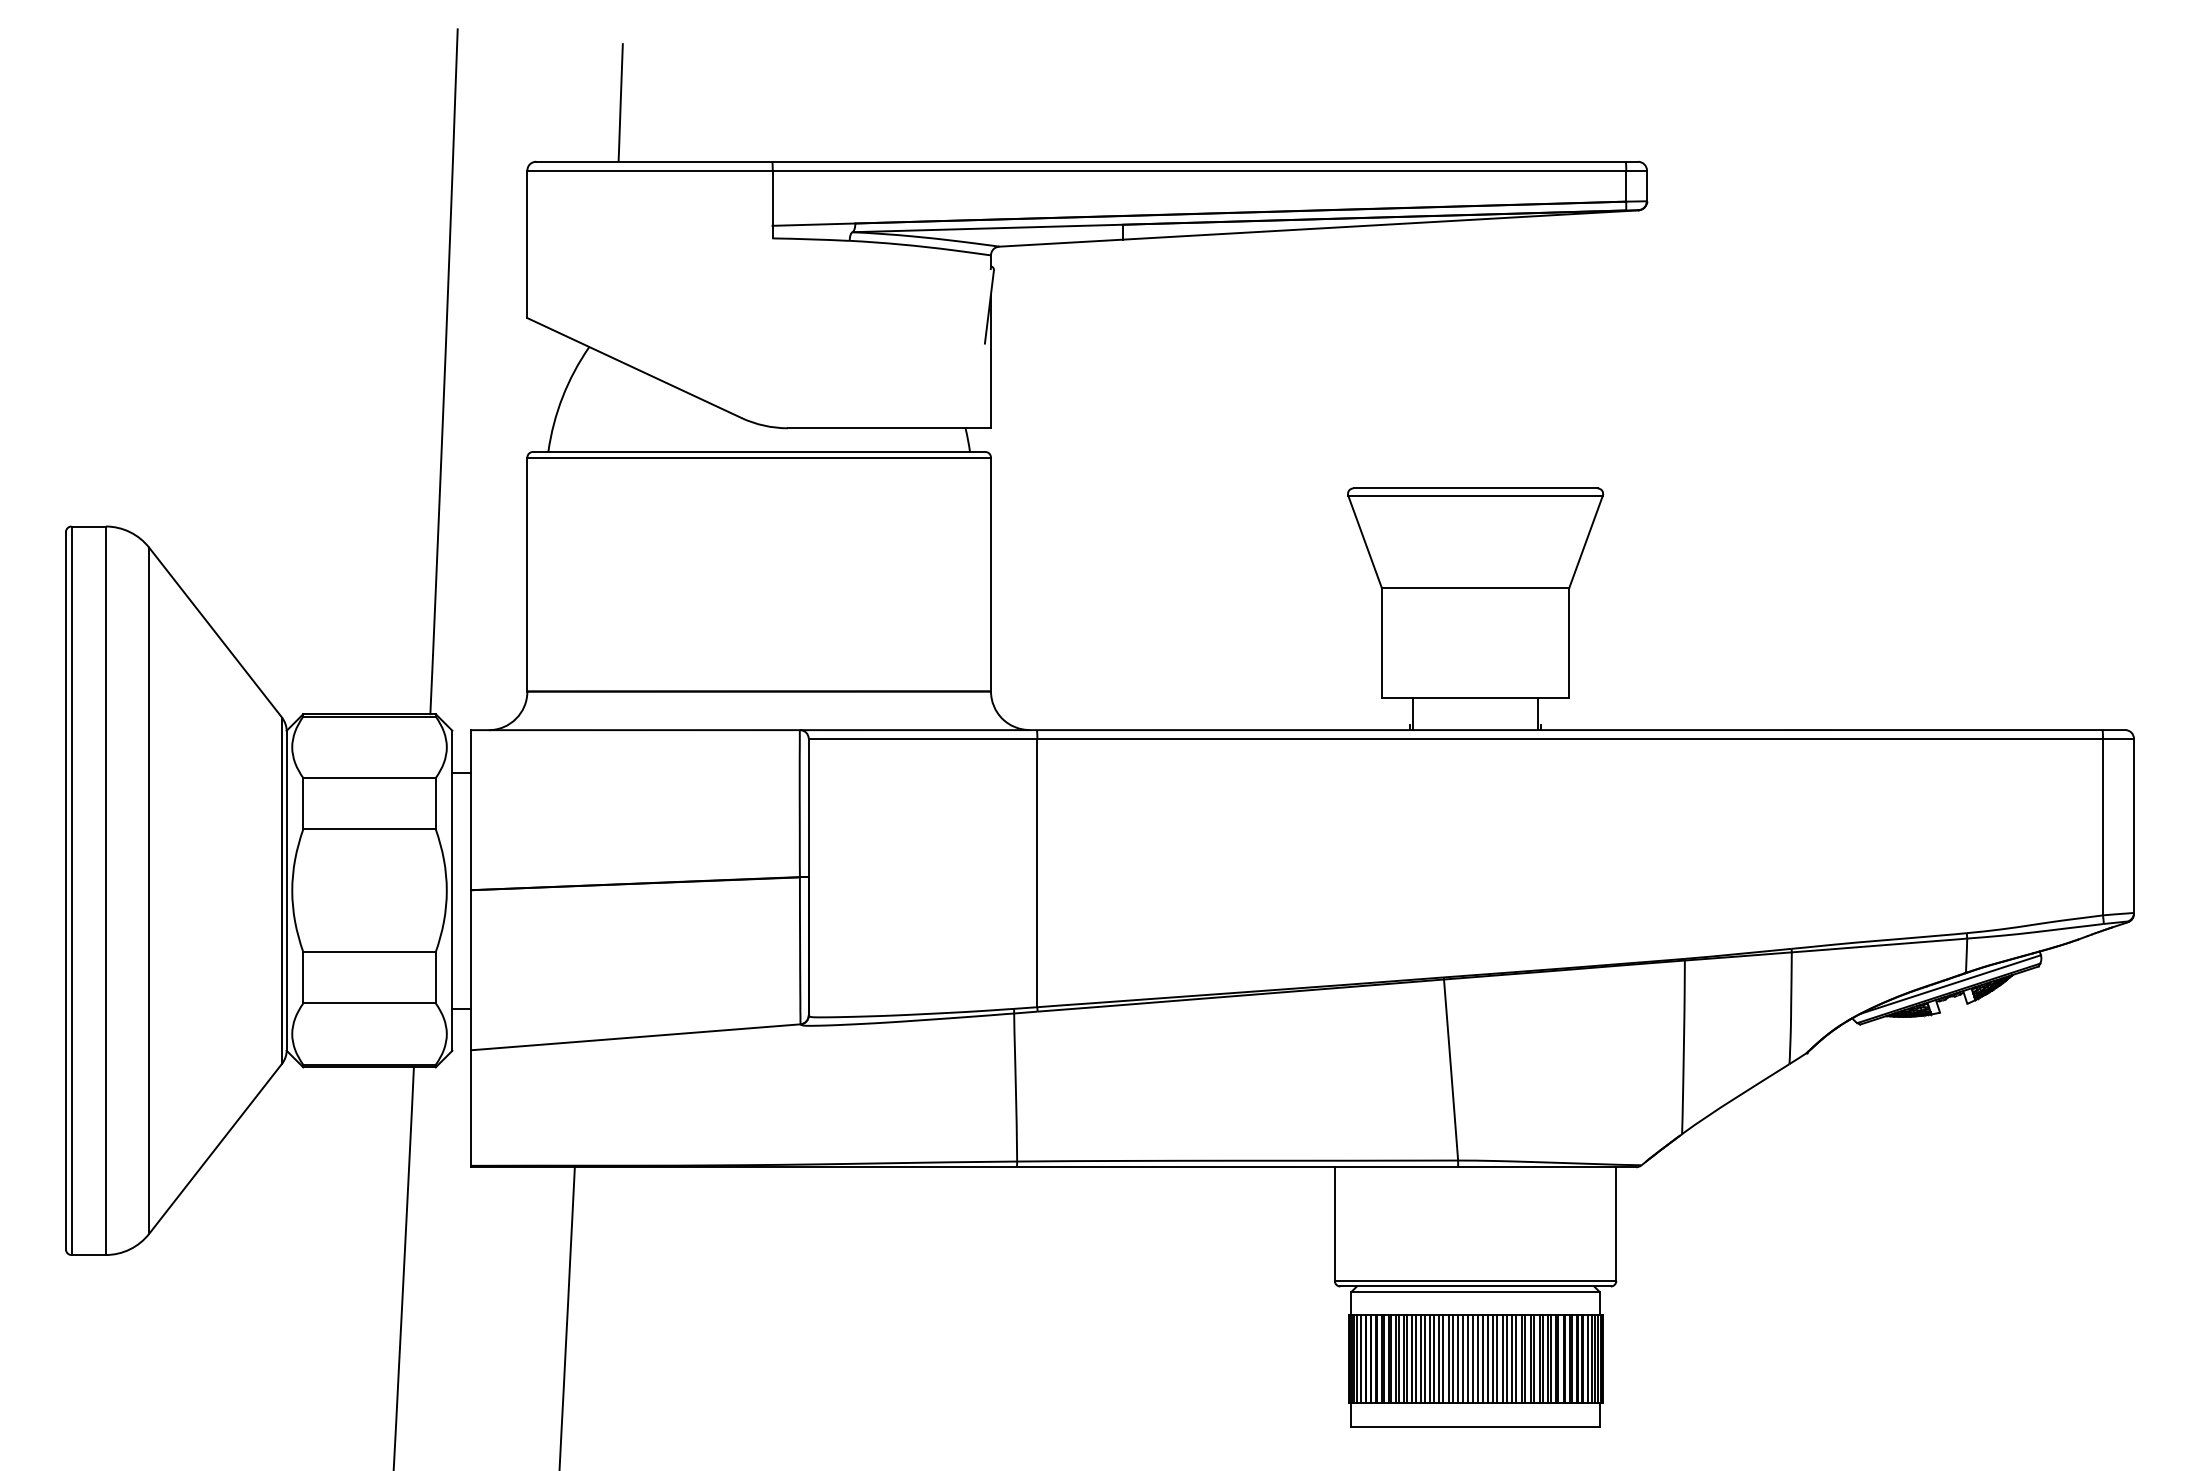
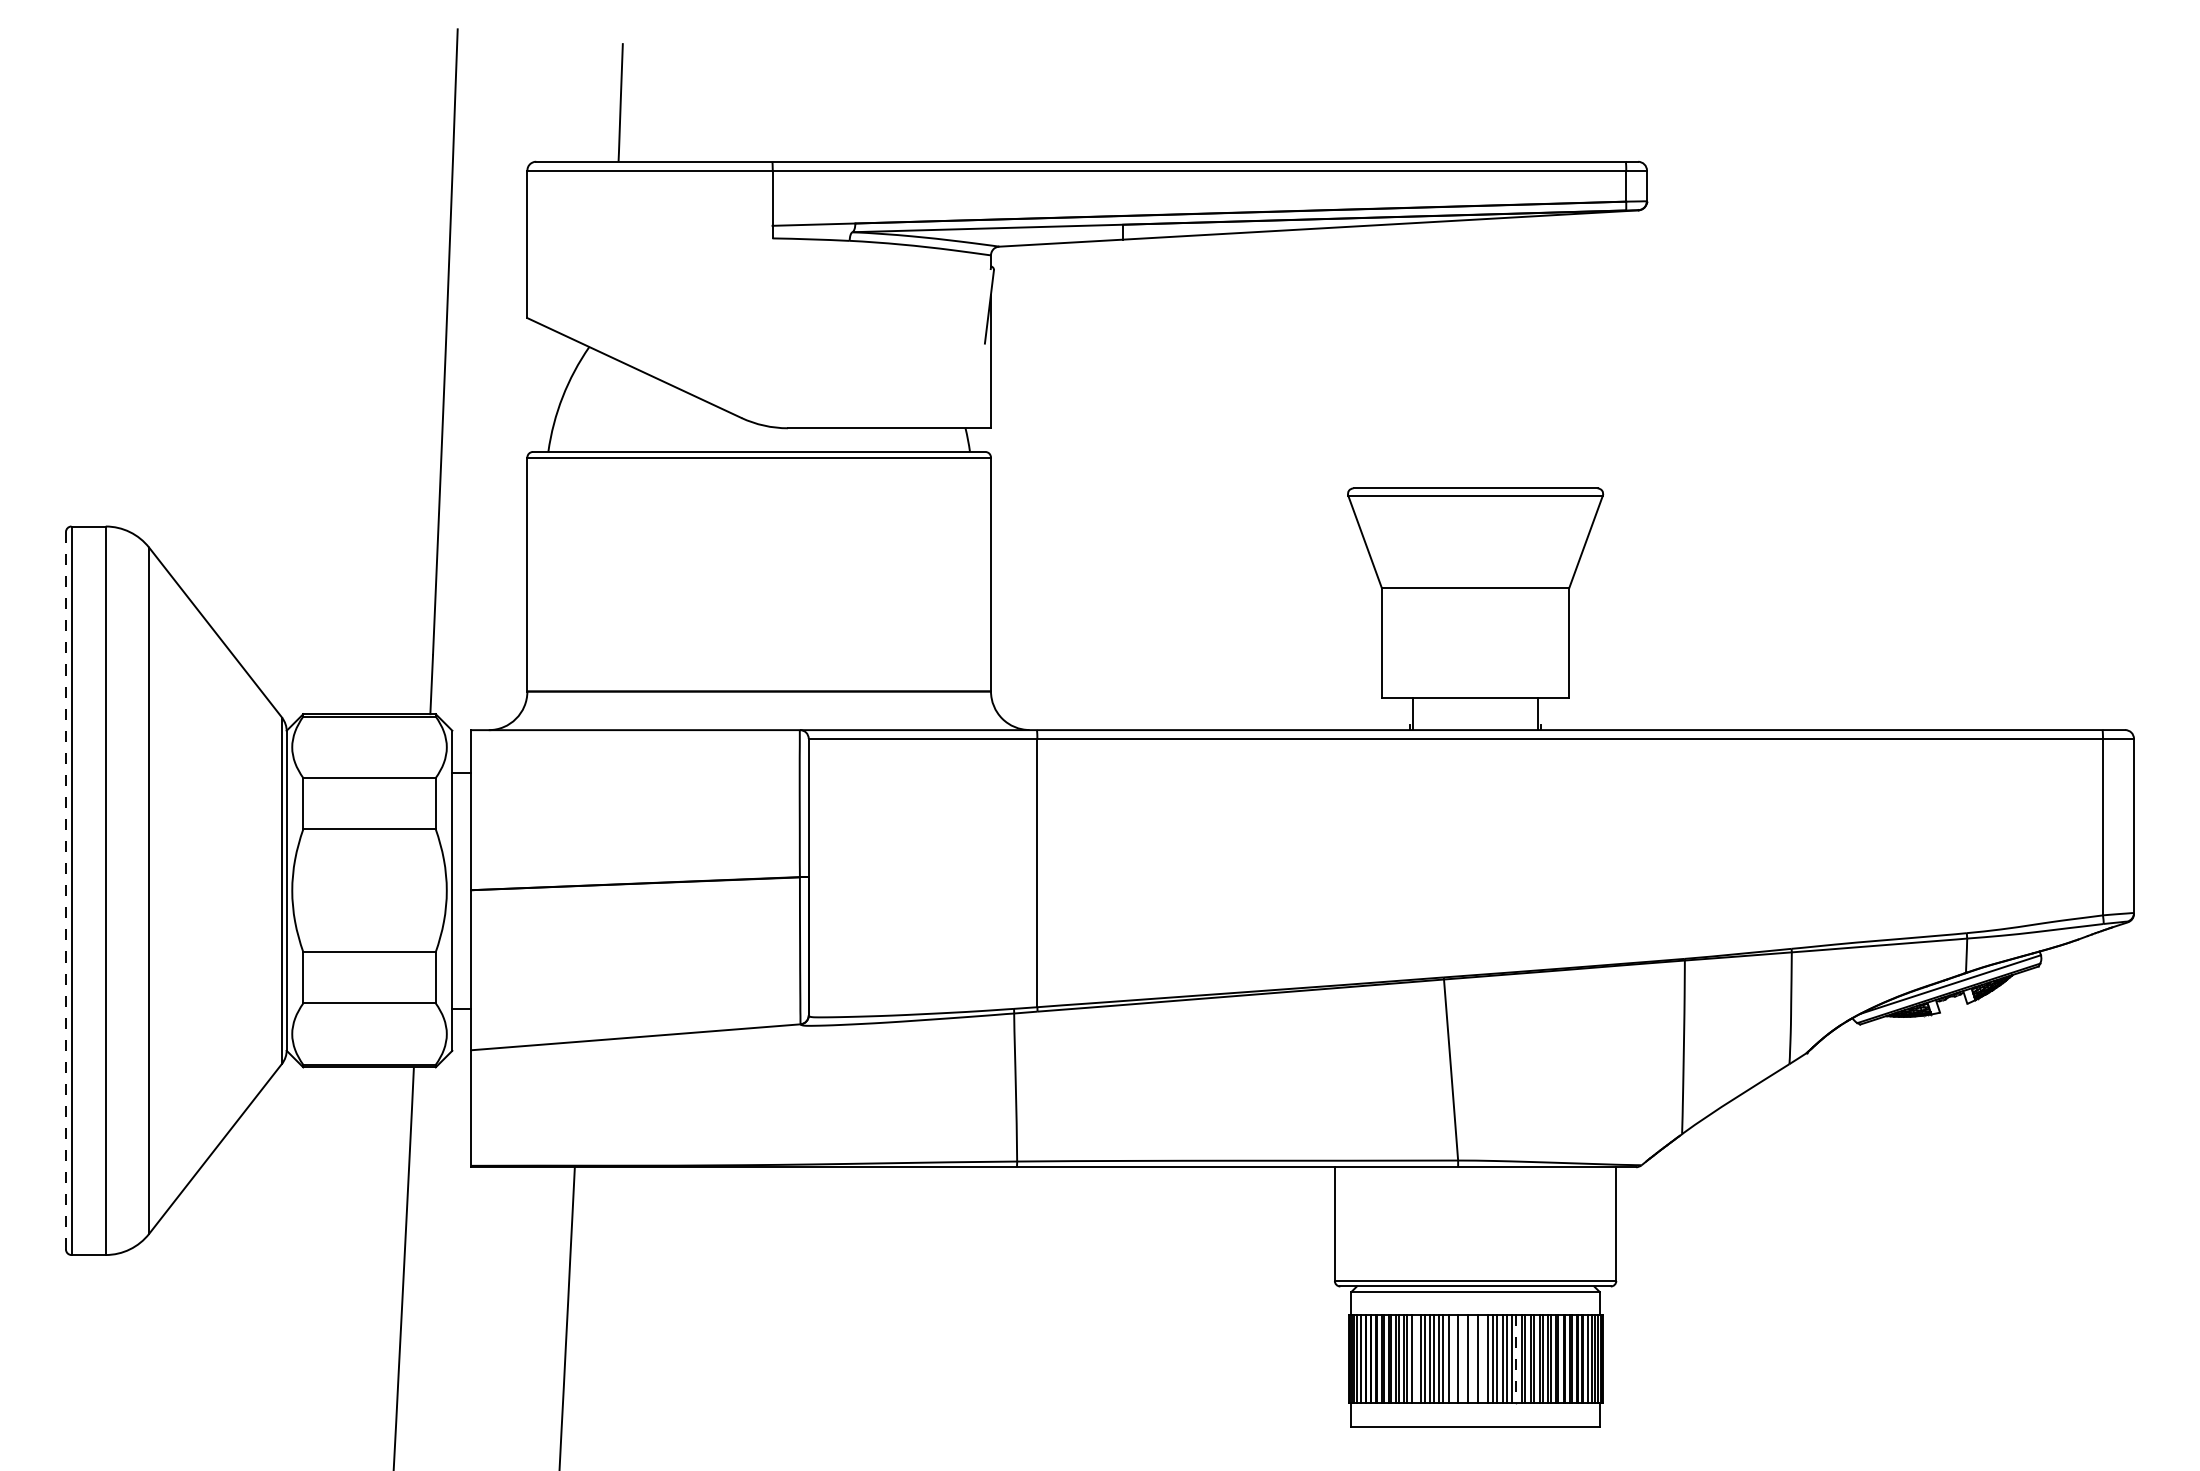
line: solid -> dashed (65, 890)
line: present -> none (1415, 1359)
line: present -> none (1453, 1359)
line: present -> none (1463, 1359)
line: present -> none (1473, 1359)
line: present -> none (1482, 1359)
line: solid -> dashed (1516, 1359)
